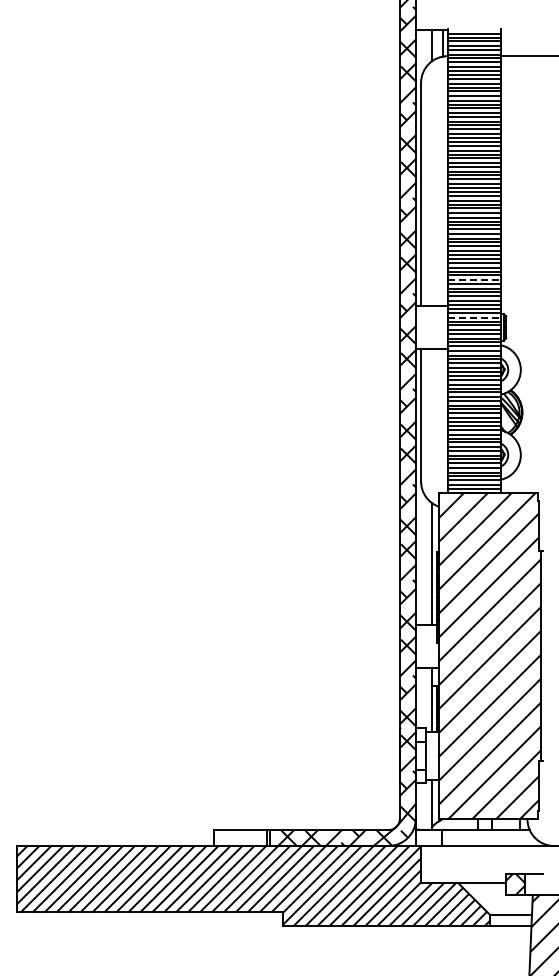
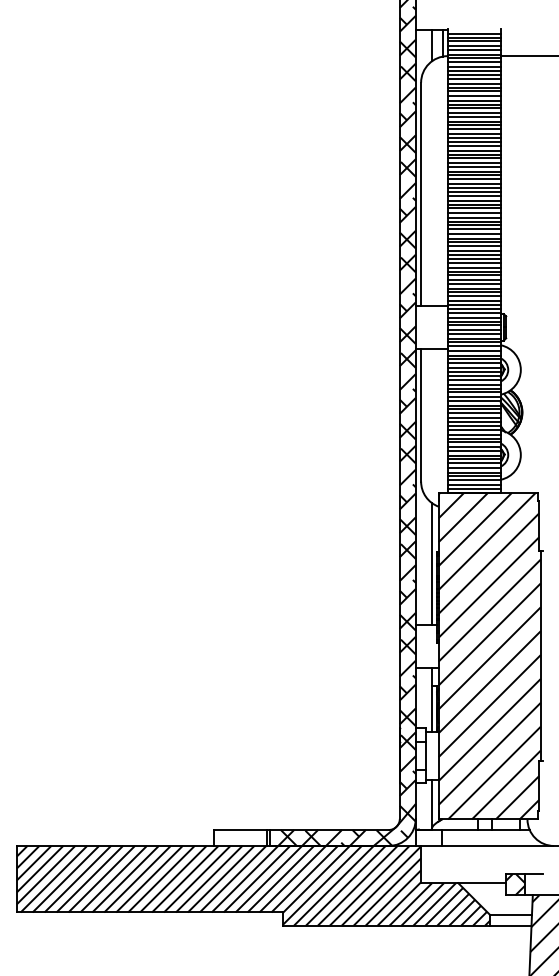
line: dashed -> solid (474, 279)
line: dashed -> solid (474, 317)
